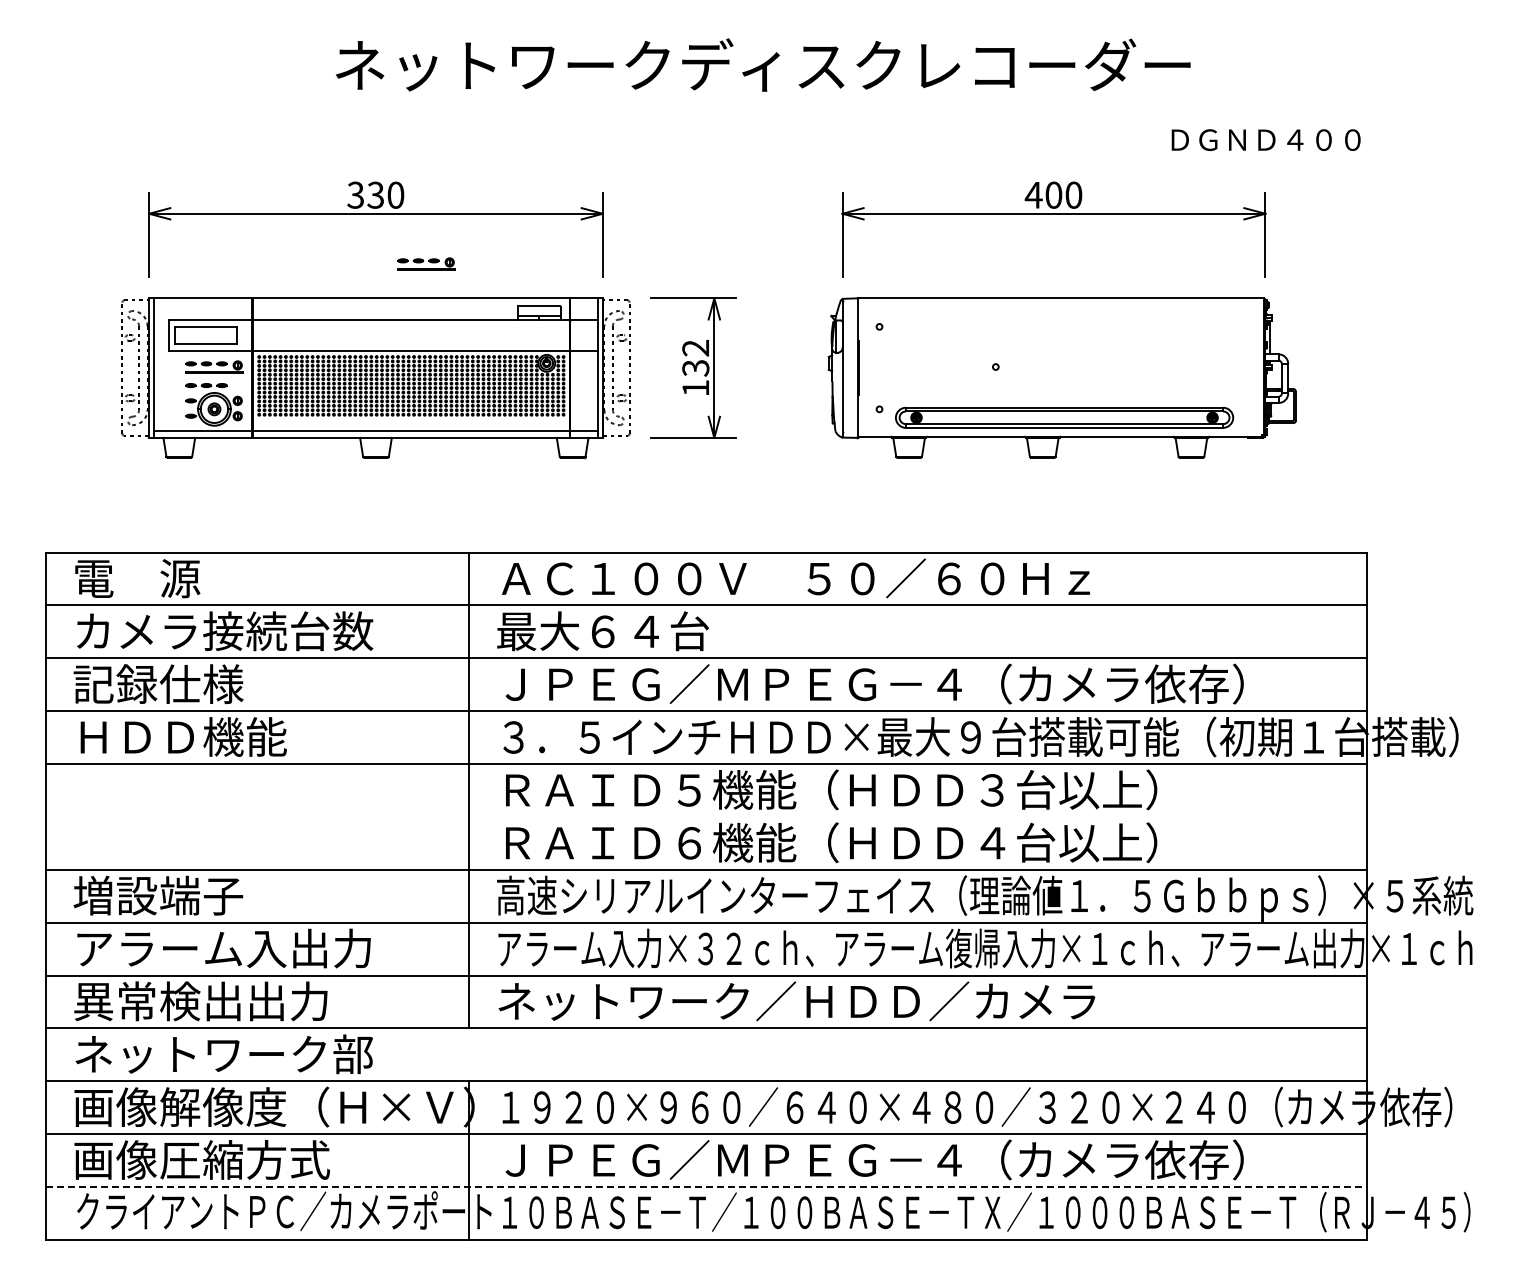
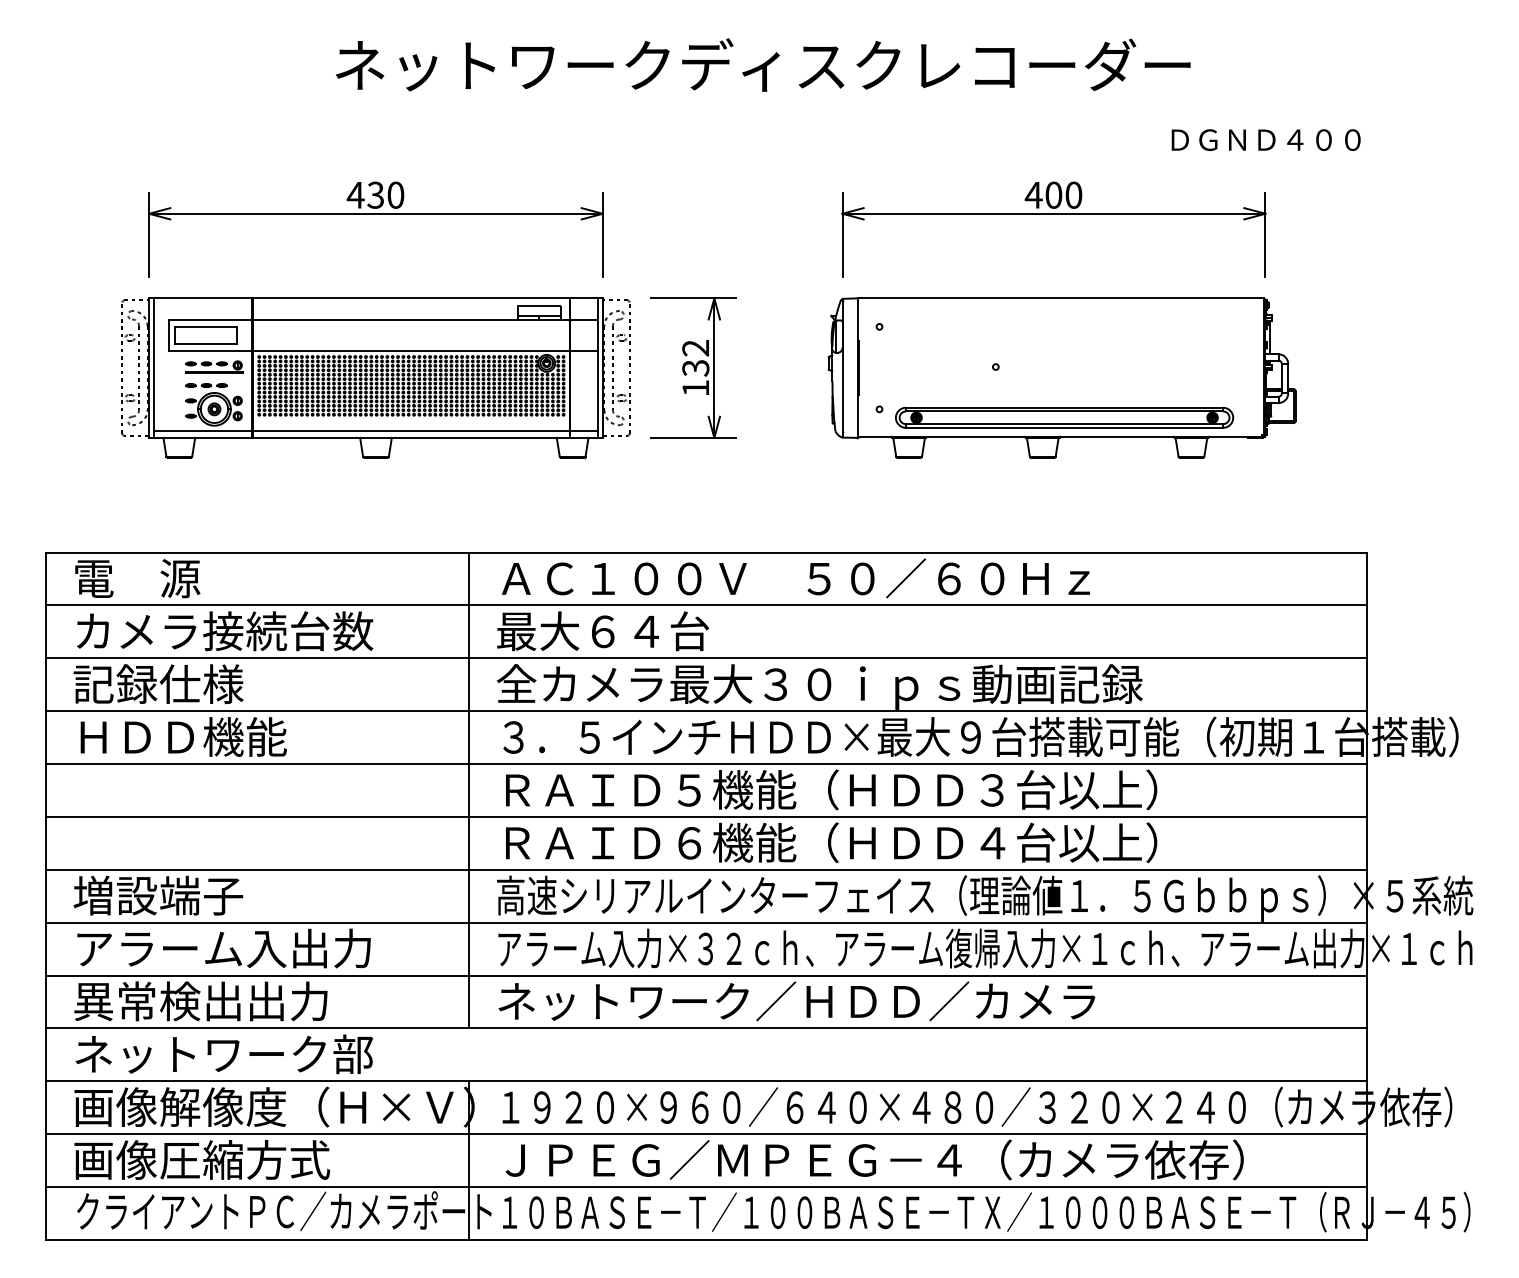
text: 330 -> 430 (355, 194)
part: present -> none (426, 263)
text: ＪＰＥＧ／ＭＰＥＧ－４（カメラ依存） -> 全カメラ最大３０ｉｐｓ動画記録 (869, 686)
line: none -> present (706, 816)
line: dashed -> solid (706, 1186)
